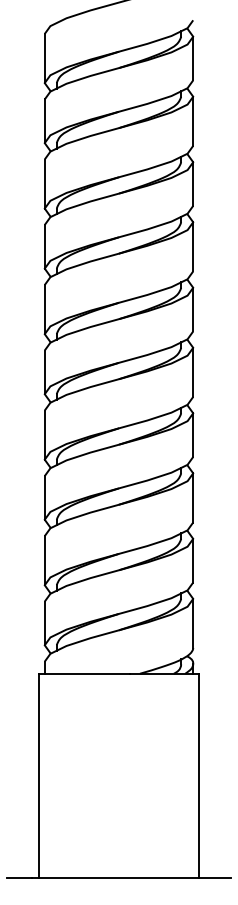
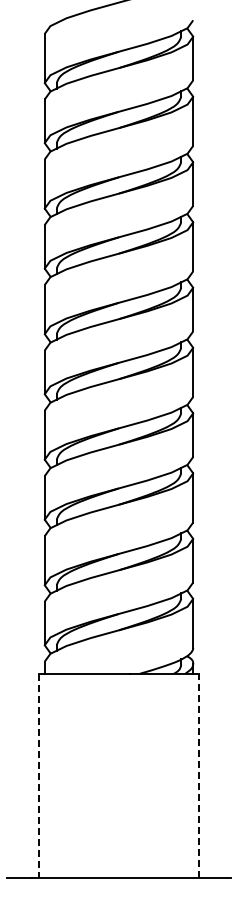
line: solid -> dashed (198, 775)
line: solid -> dashed (39, 776)
